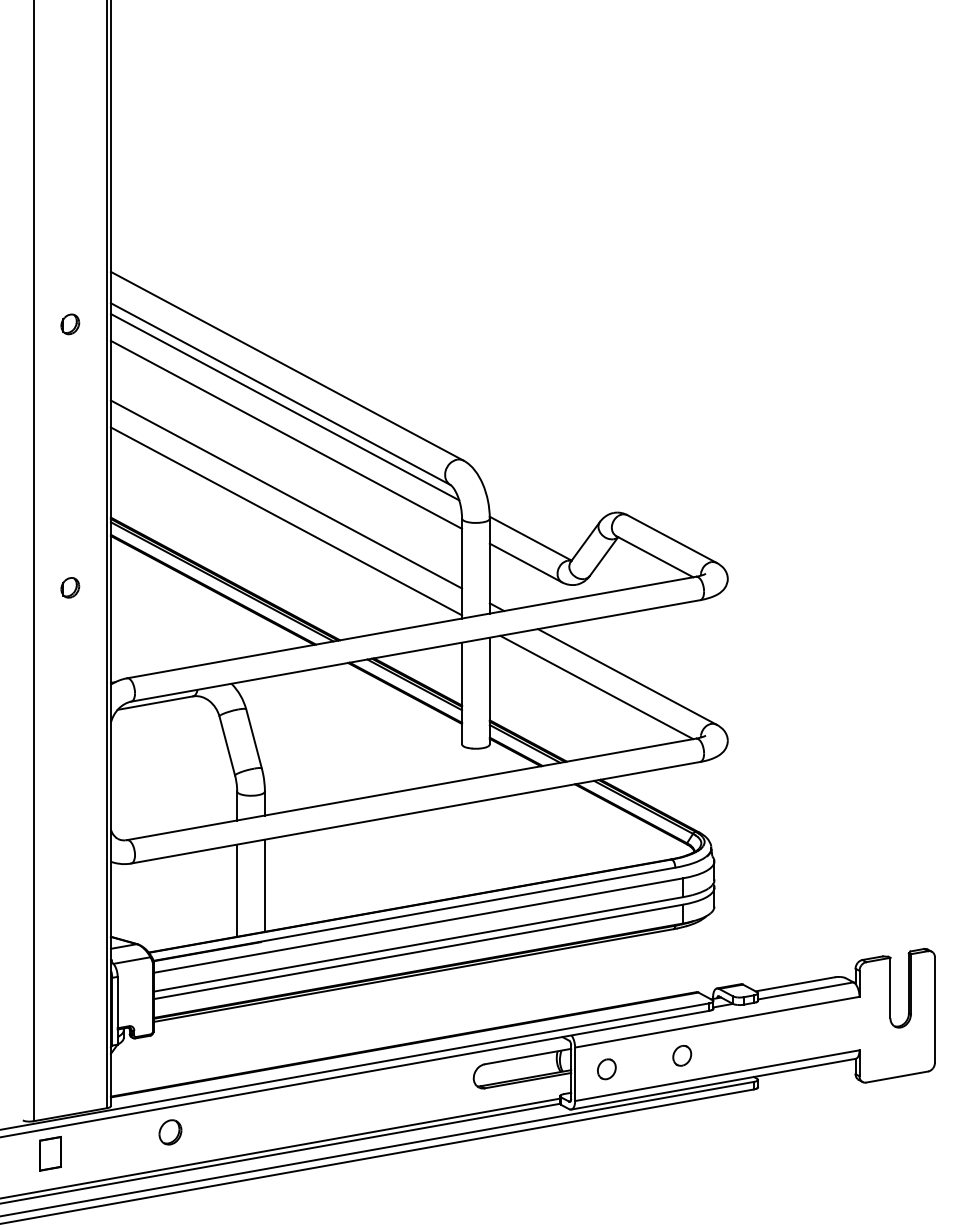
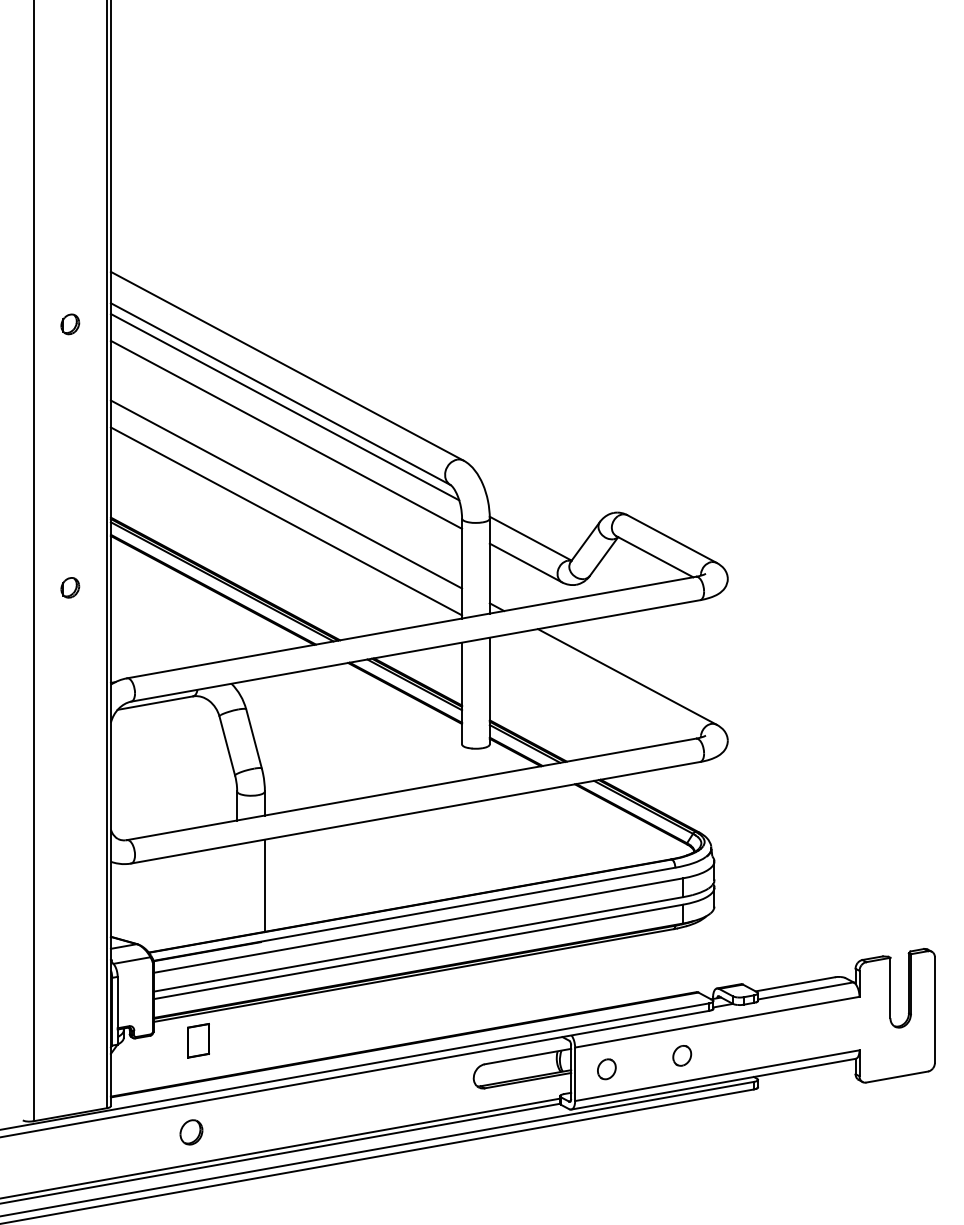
line: present -> none (596, 687)
line: present -> none (237, 890)
part position: (170, 1132) -> (191, 1132) (191, 1132)
part position: (50, 1153) -> (198, 1040) (198, 1040)
